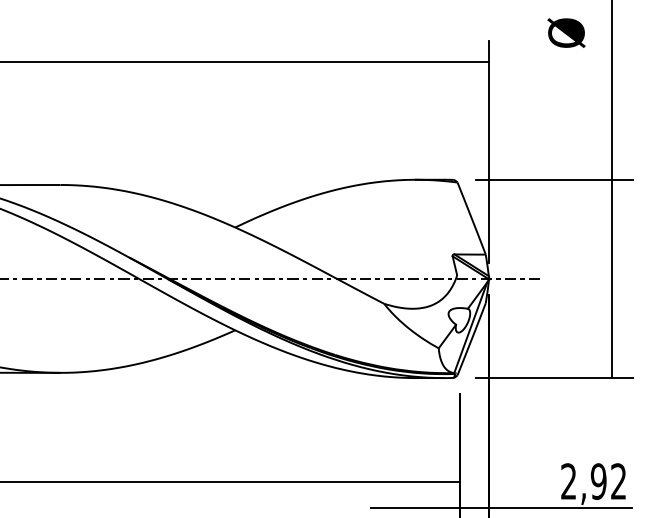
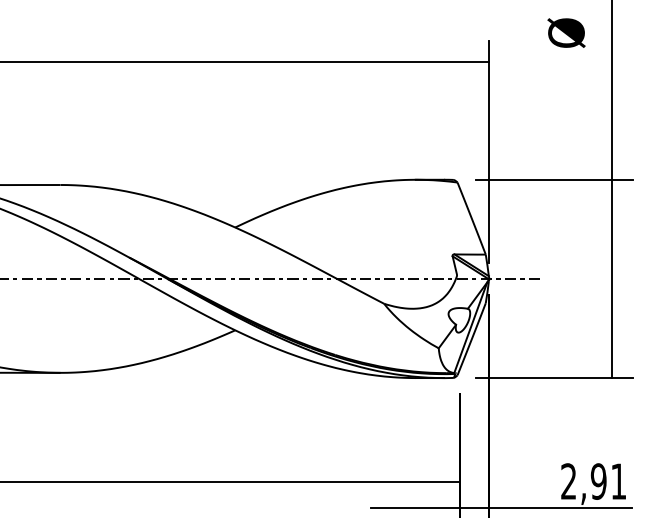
text: 2,92 -> 2,91 (618, 481)
